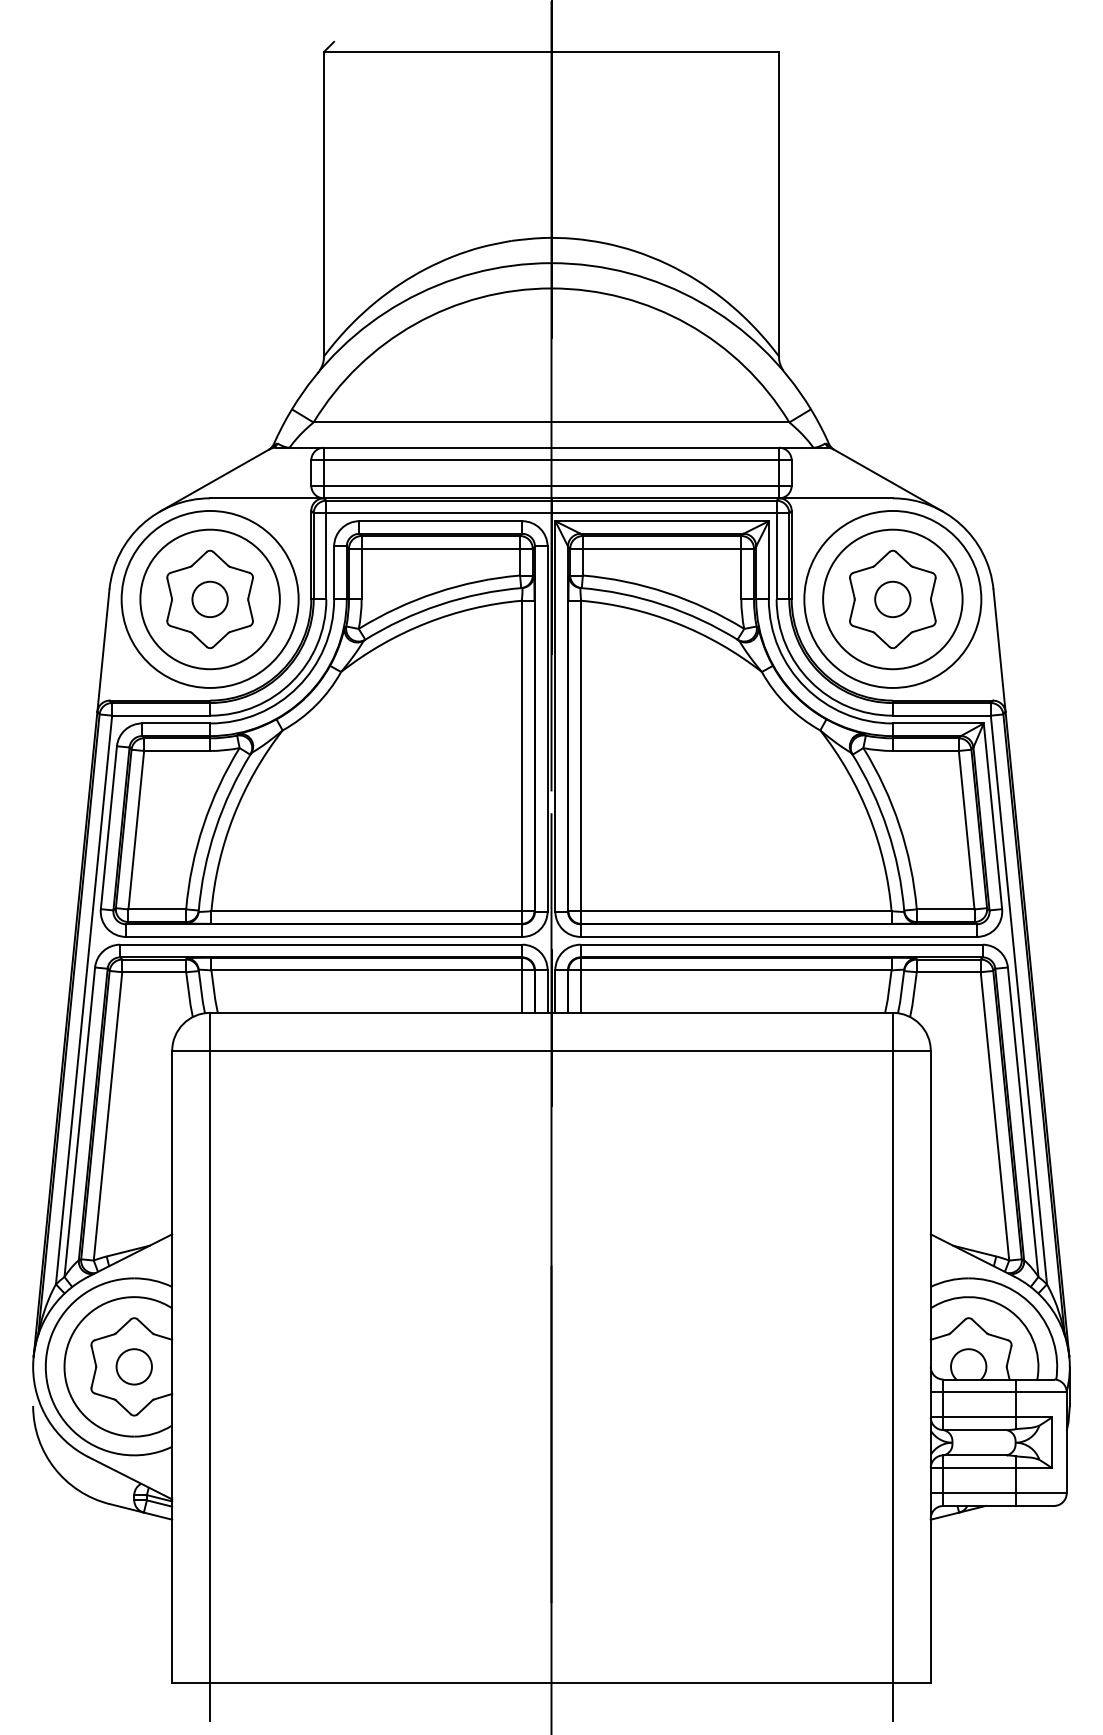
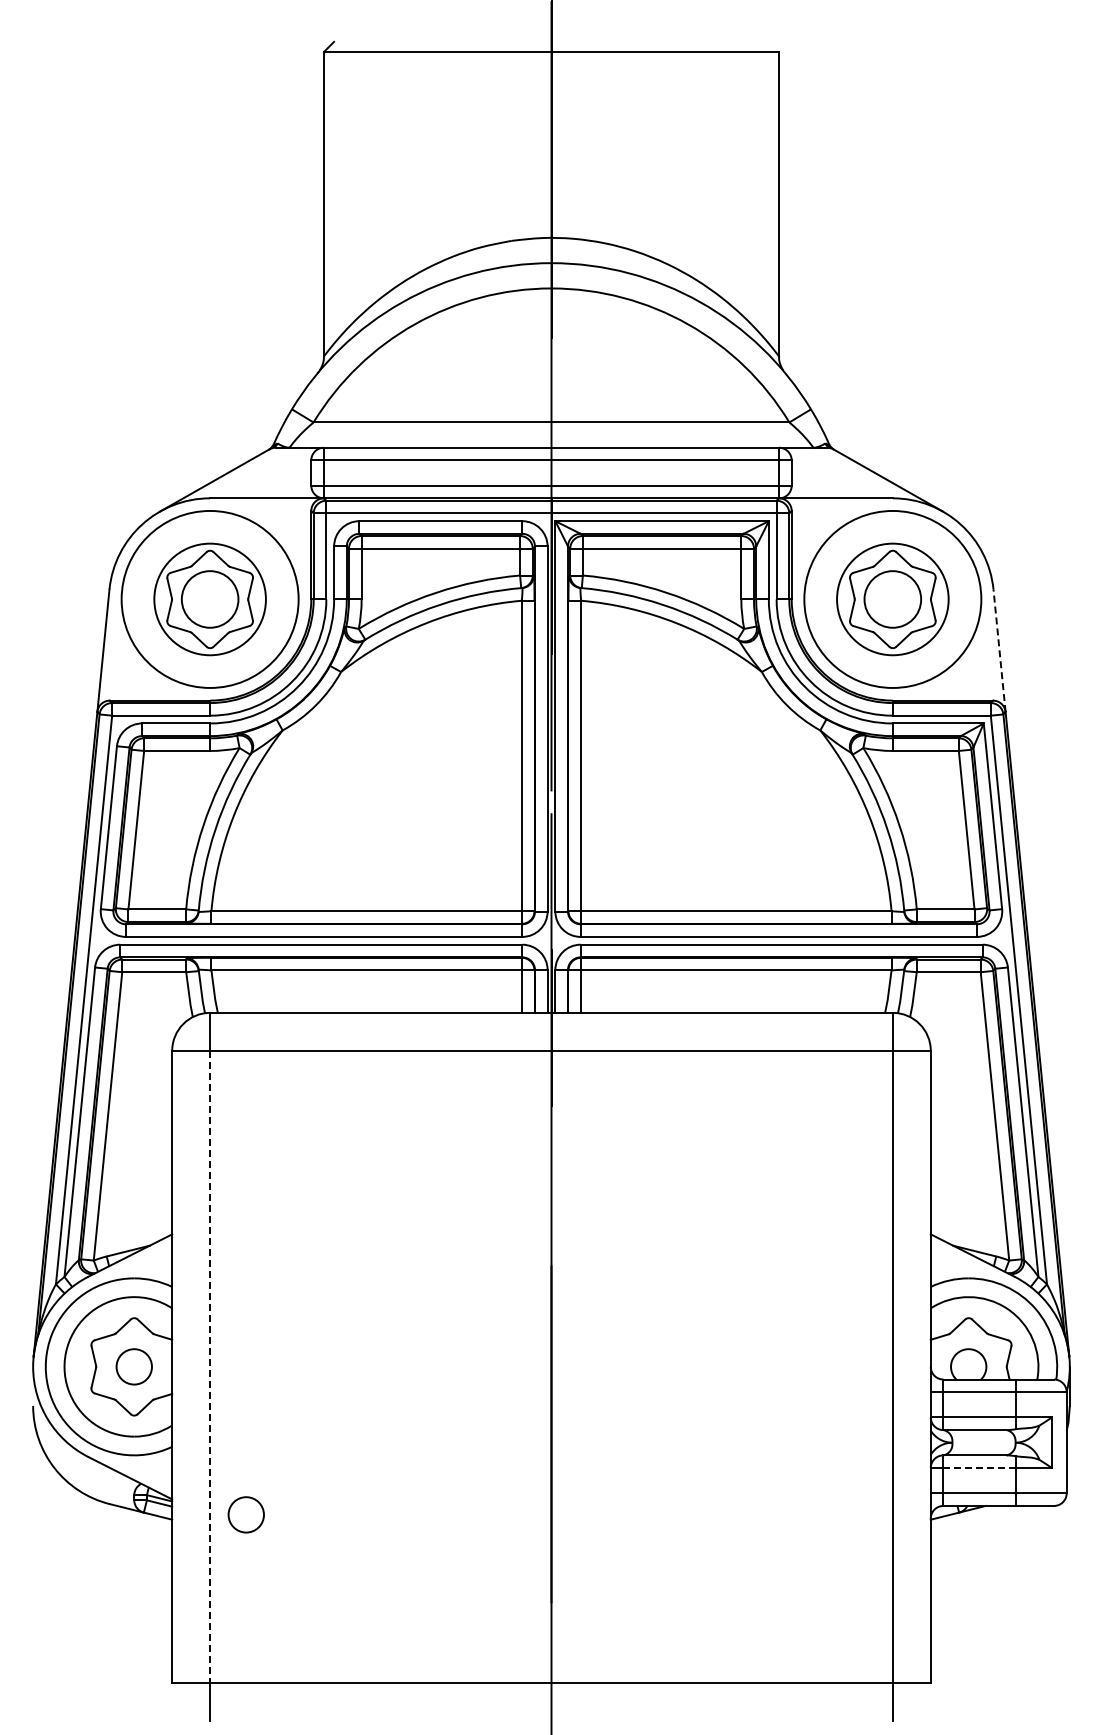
circle diameter: 140 px -> 112 px (209, 599)
circle diameter: 35 px -> 57 px (209, 599)
circle diameter: 140 px -> 112 px (892, 599)
circle diameter: 35 px -> 57 px (892, 599)
line: solid -> dashed (999, 650)
line: solid -> dashed (210, 1367)
line: solid -> dashed (979, 1468)
circle: none -> present (245, 1514)
